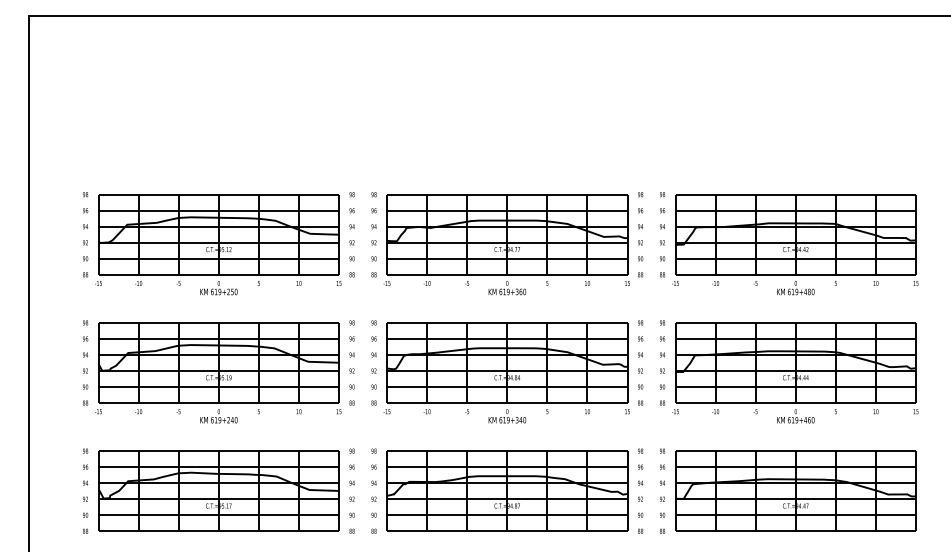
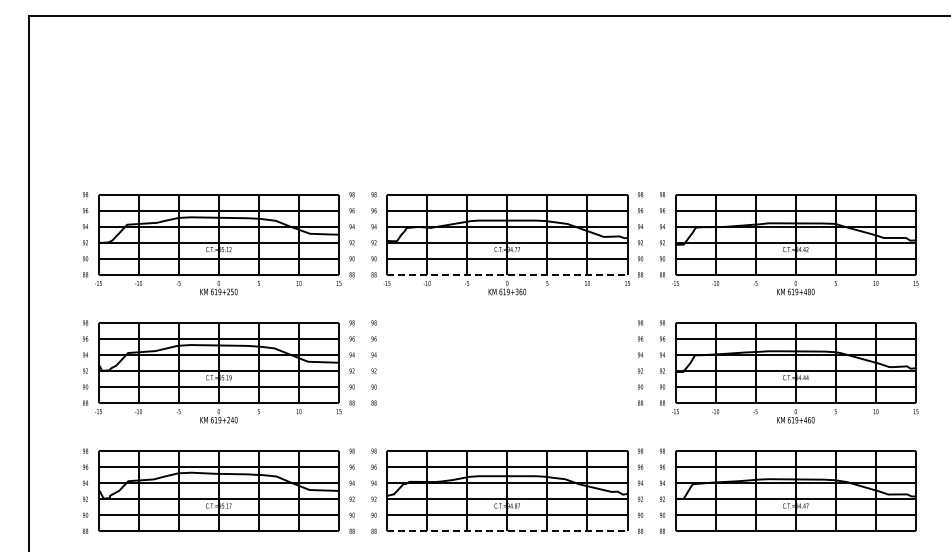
line: solid -> dashed (507, 274)
part: present -> none (506, 372)
line: solid -> dashed (507, 531)
